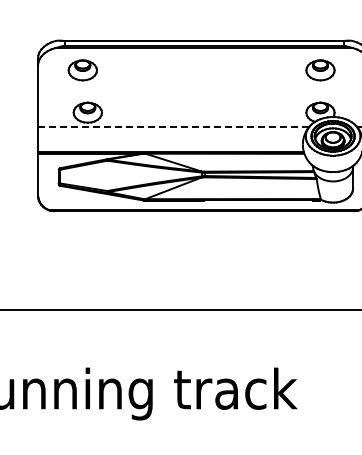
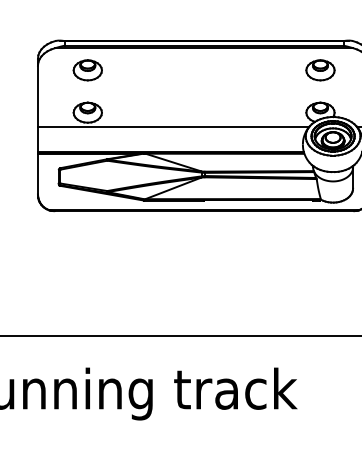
part position: (82, 70) -> (87, 70) (87, 70)
line: dashed -> solid (173, 126)
line position: (180, 309) -> (180, 335) (180, 335)
